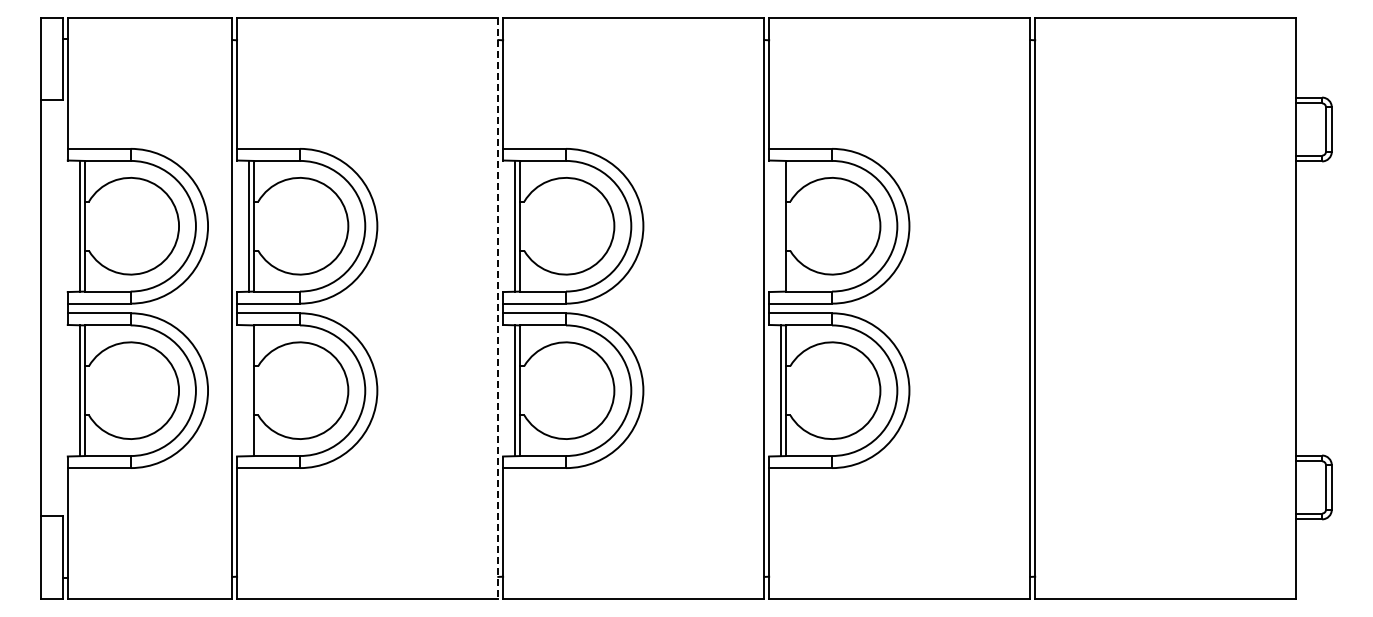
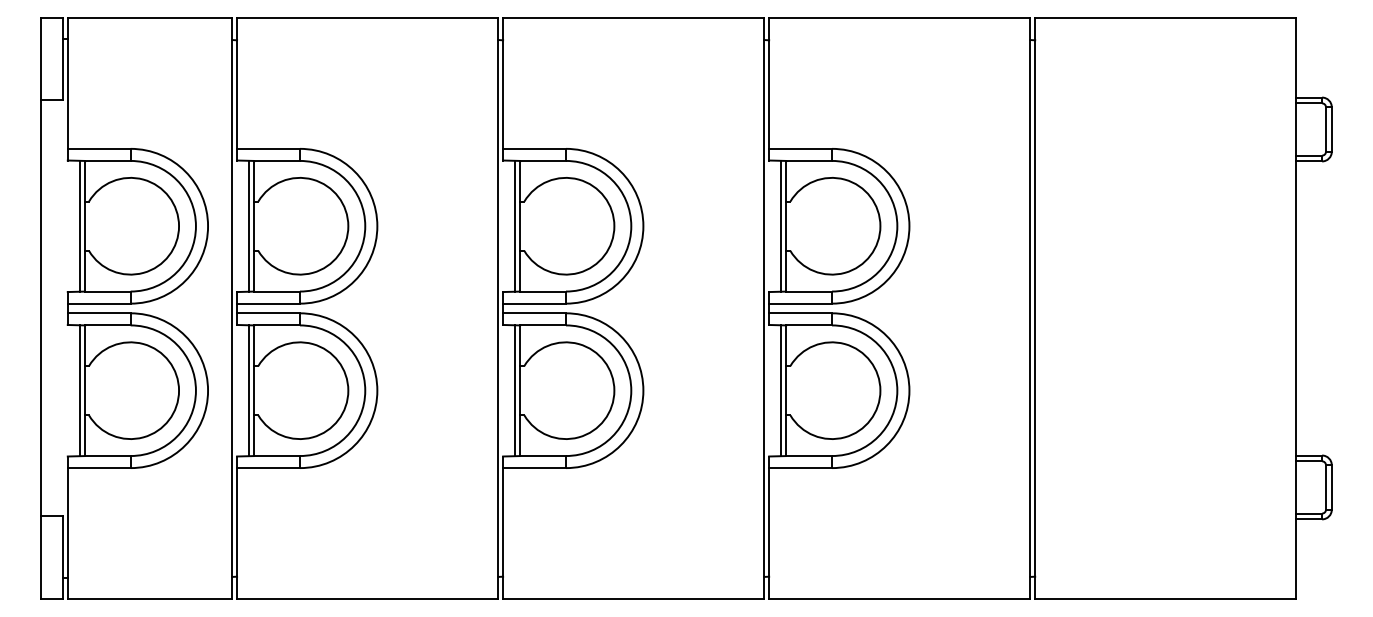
line: none -> present (781, 225)
line: dashed -> solid (498, 308)
line: none -> present (249, 390)
